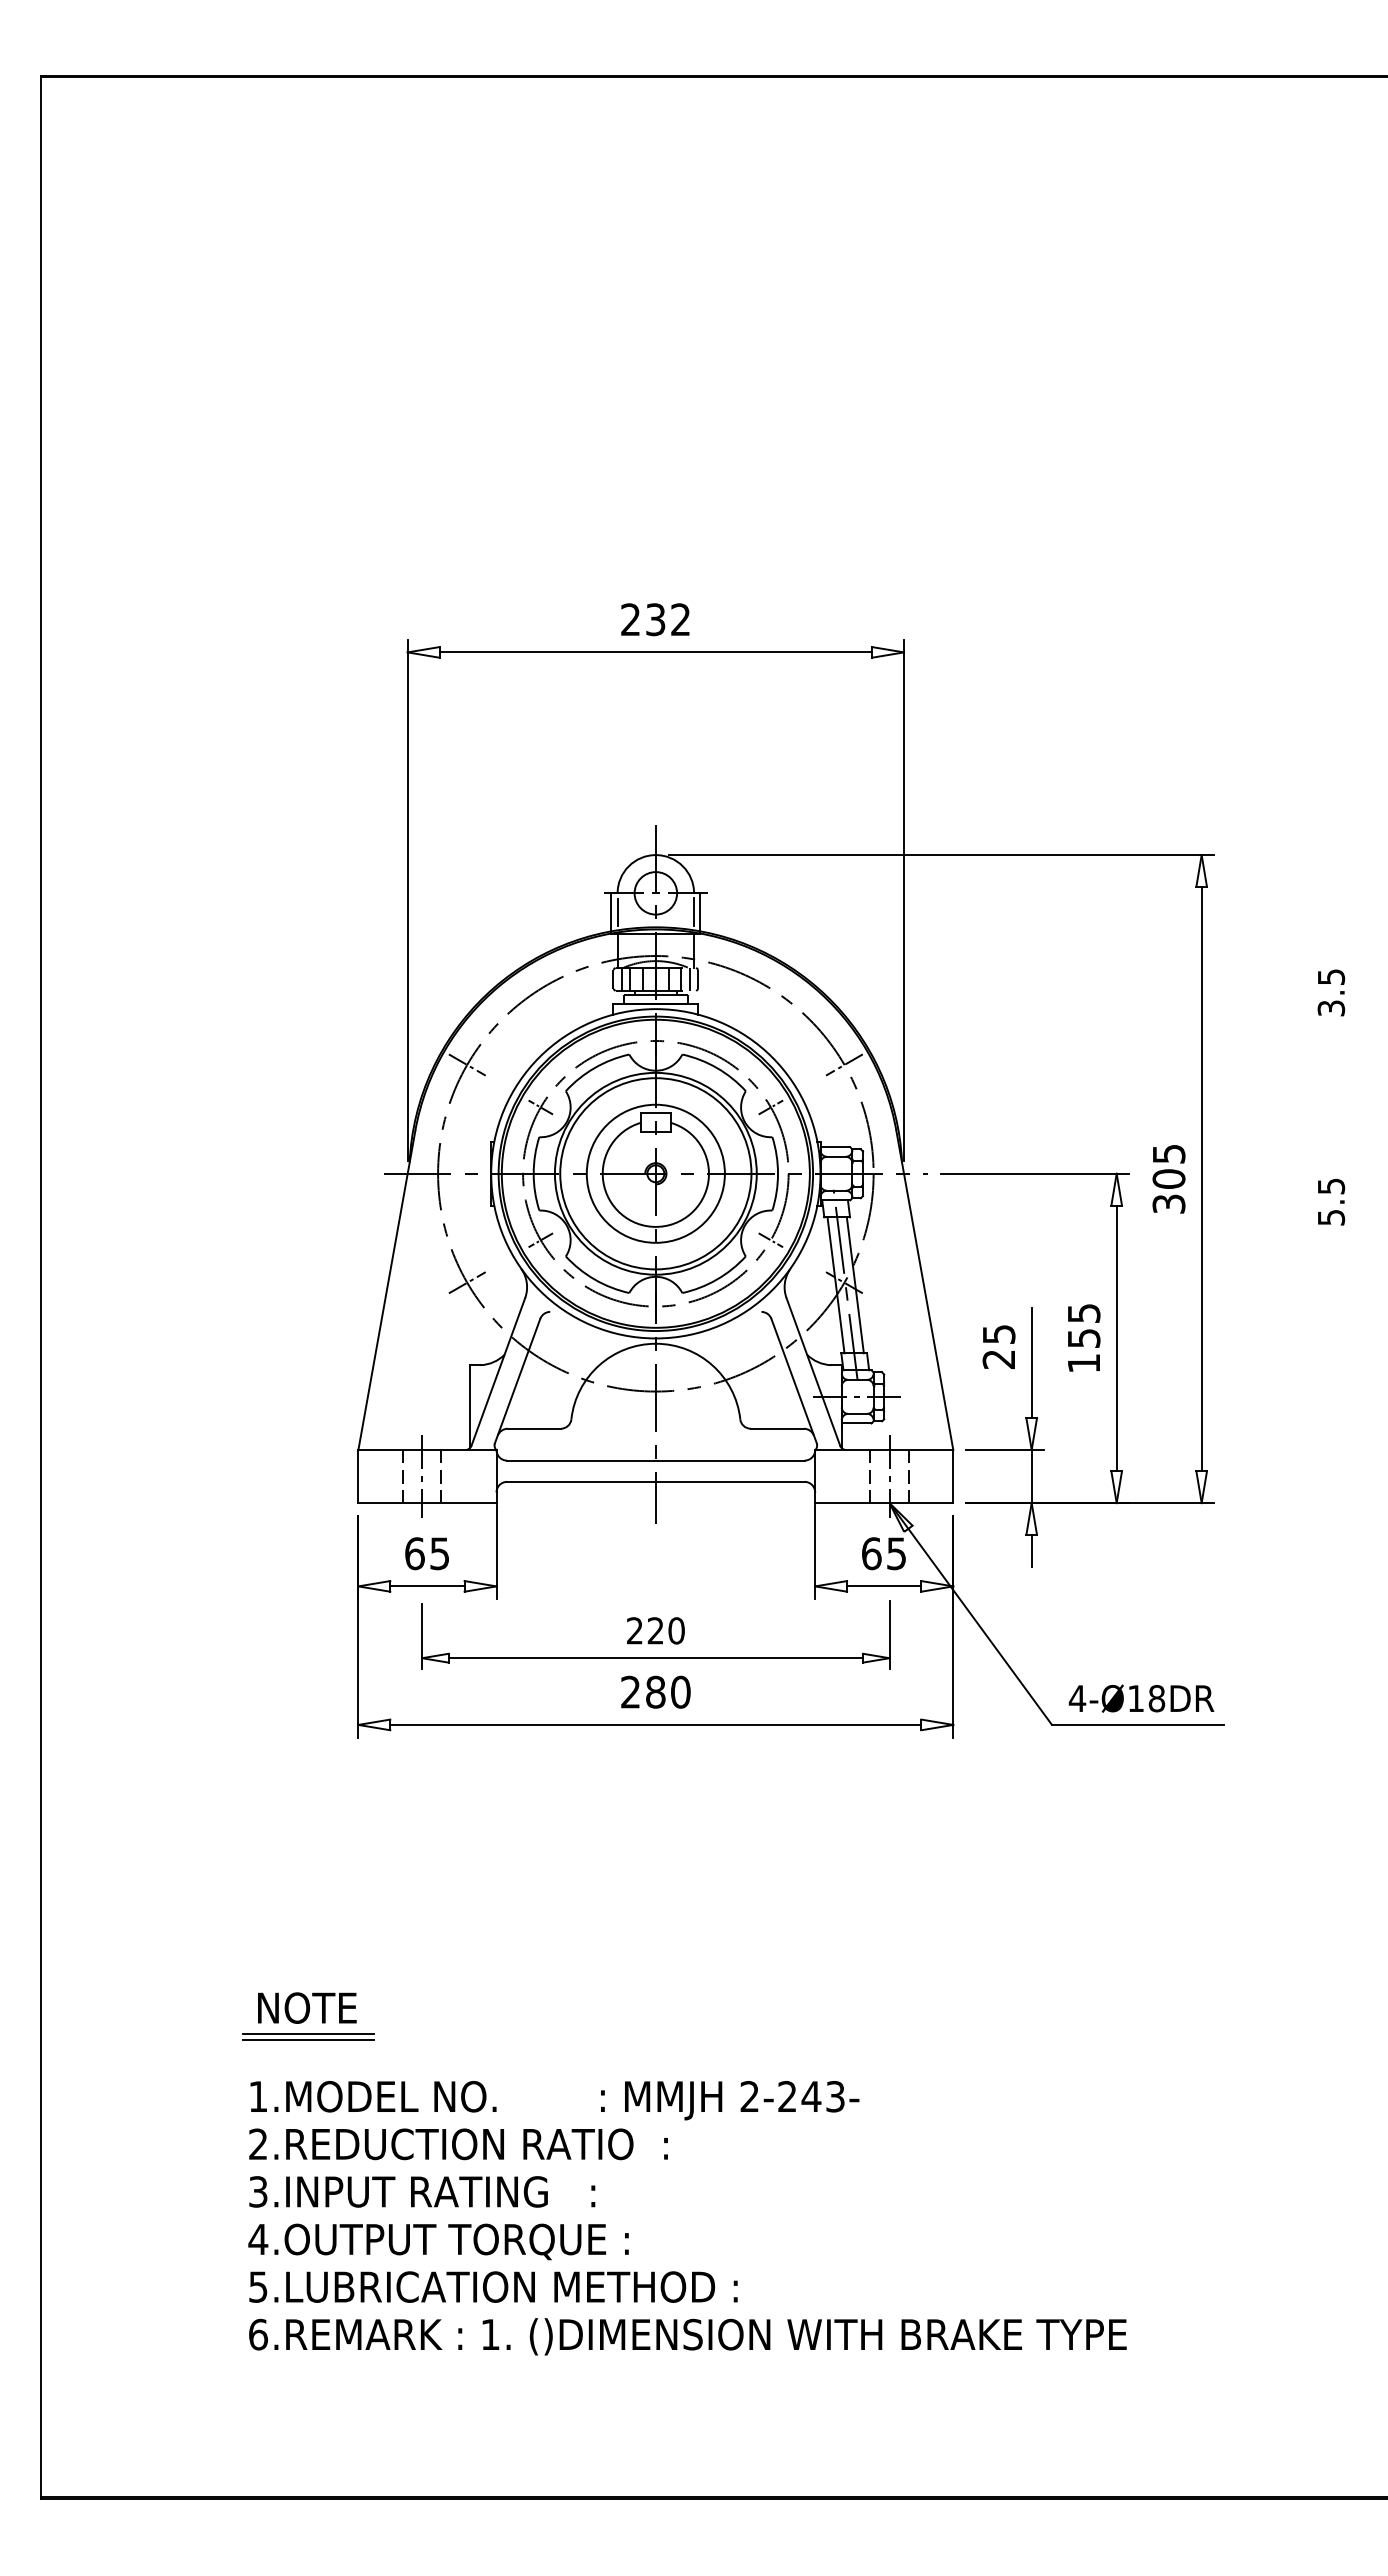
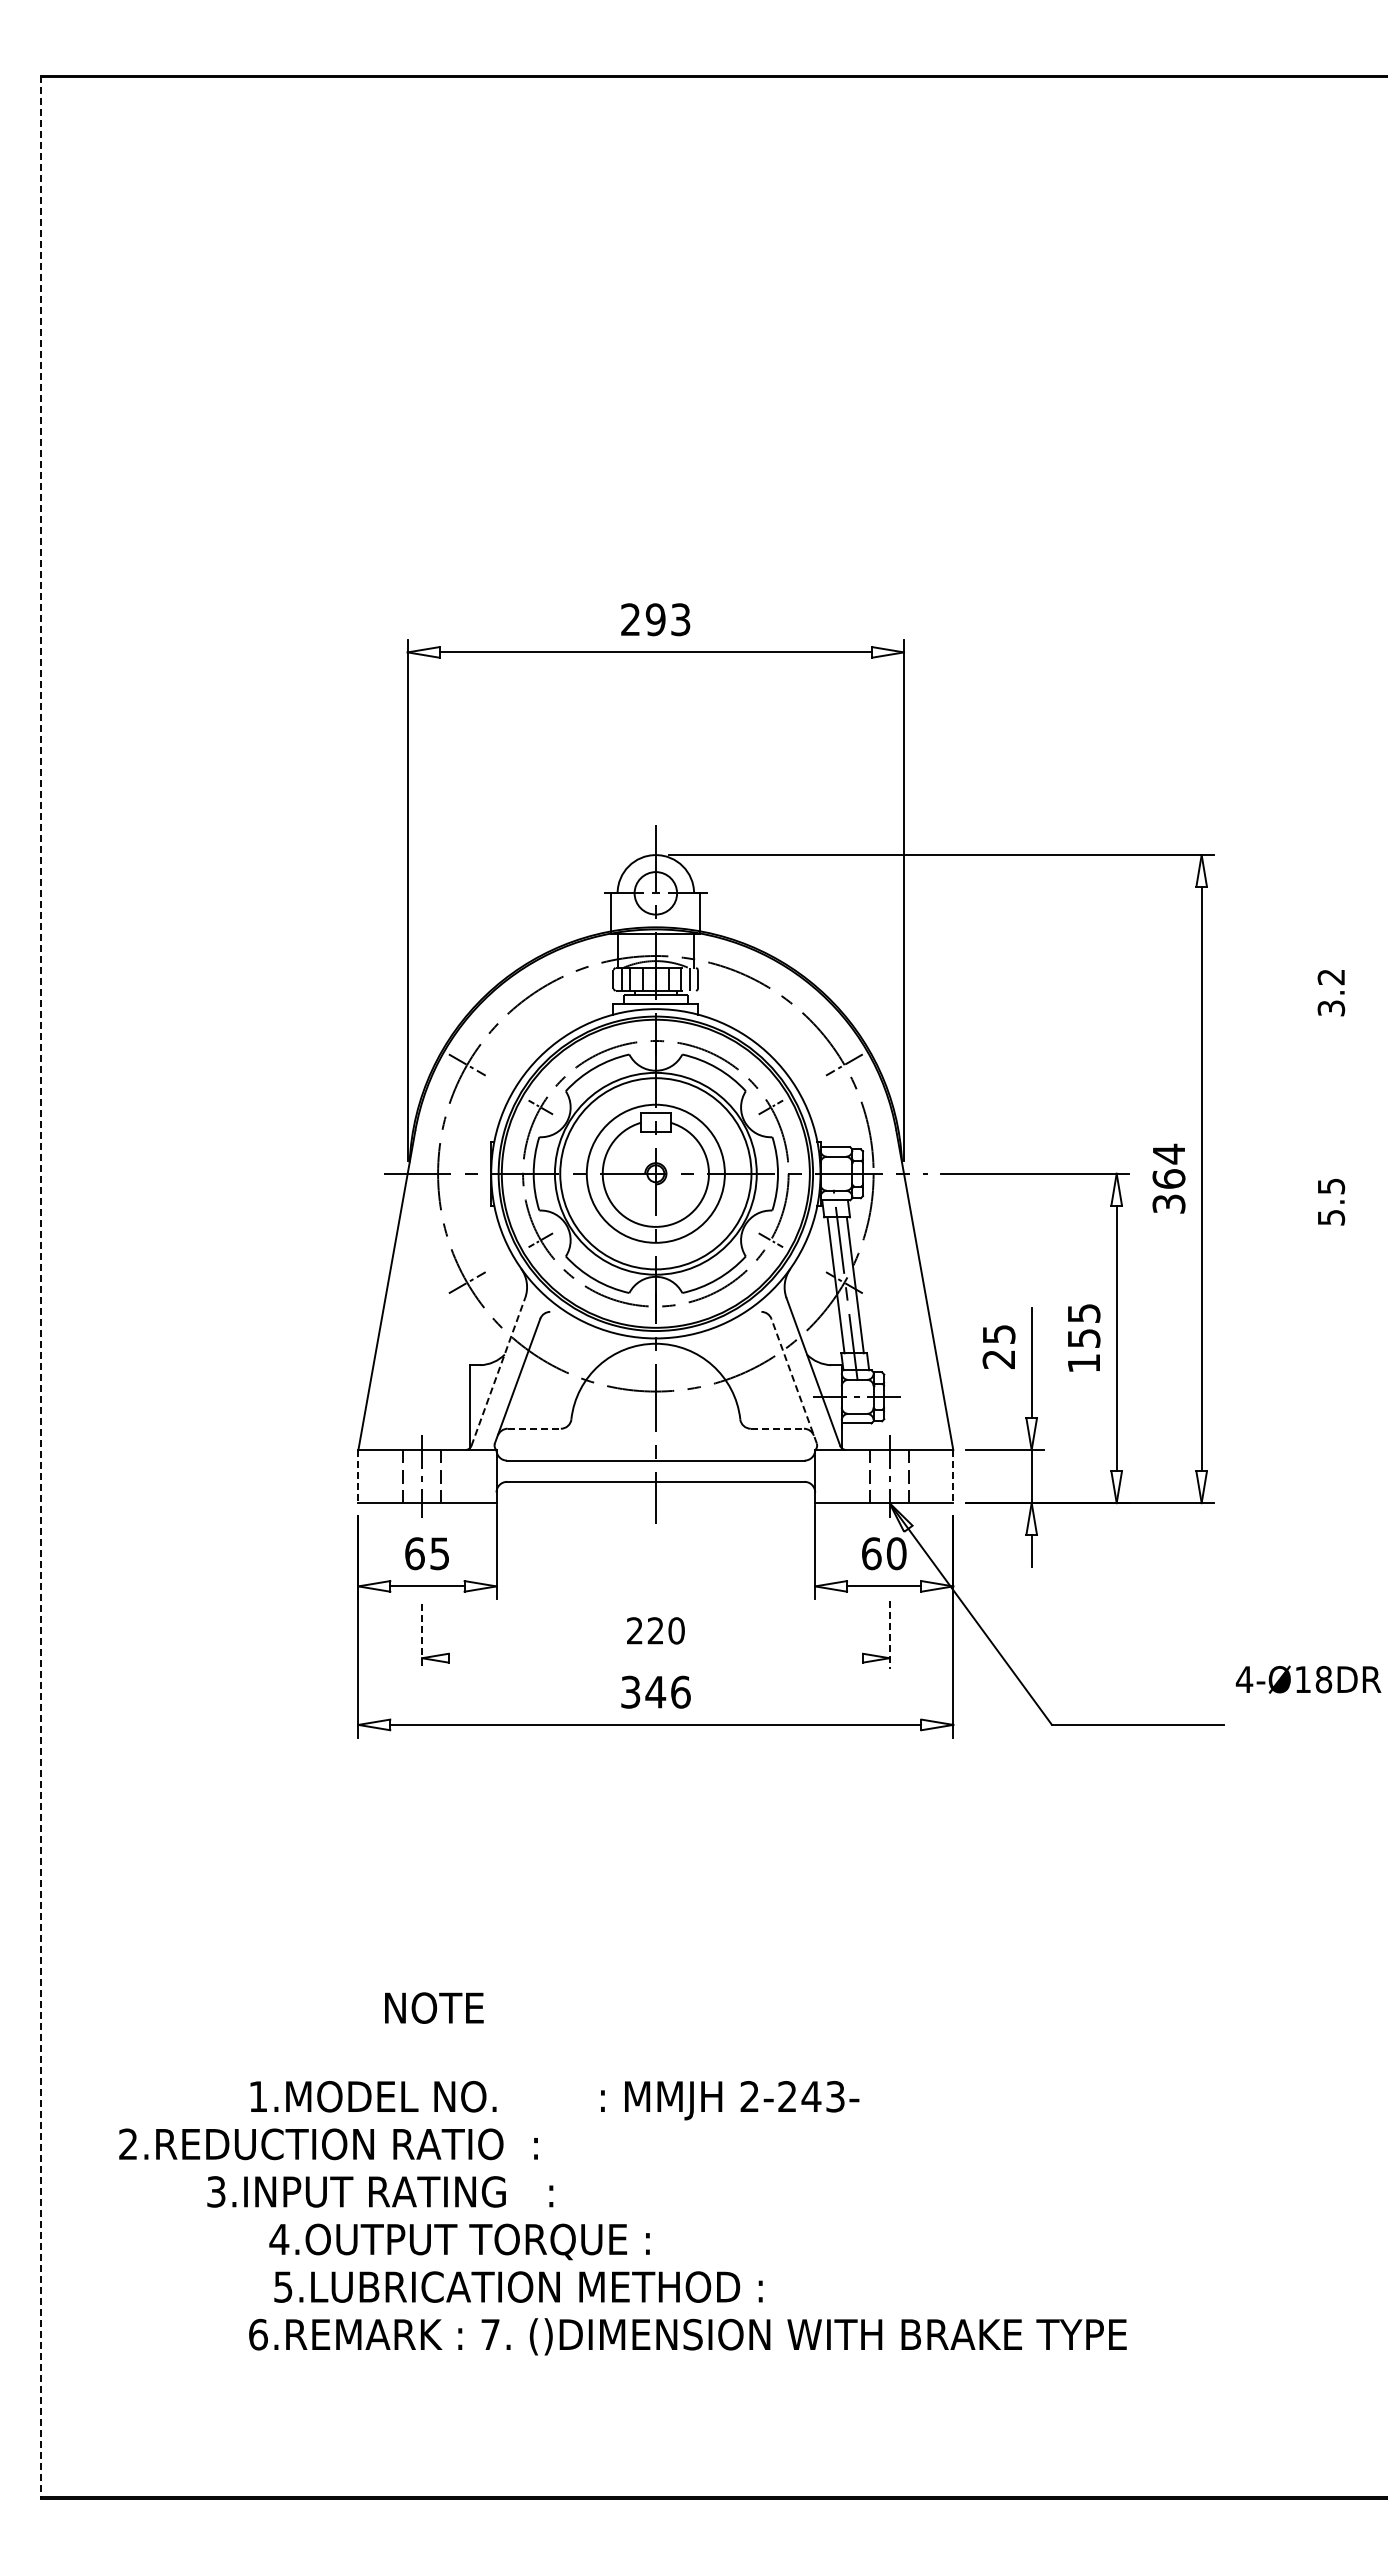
text: 232 -> 293 (667, 619)
line: present -> none (617, 911)
line: present -> none (694, 912)
text: 3.5 -> 3.2 (1331, 977)
text: 305 -> 364 (1168, 1165)
line: solid -> dashed (41, 1287)
line: solid -> dashed (498, 1372)
line: solid -> dashed (794, 1380)
line: solid -> dashed (534, 1428)
line: solid -> dashed (777, 1428)
line: solid -> dashed (358, 1476)
line: solid -> dashed (953, 1476)
text: 65 -> 60 (896, 1553)
line: solid -> dashed (889, 1634)
line: solid -> dashed (422, 1636)
line: present -> none (655, 1658)
text: 280 -> 346 (655, 1691)
text position: (1141, 1698) -> (1308, 1679) (1308, 1679)
text position: (307, 2007) -> (434, 2007) (434, 2007)
line: present -> none (308, 2034)
line: present -> none (308, 2040)
text position: (458, 2144) -> (328, 2144) (328, 2144)
text position: (422, 2191) -> (380, 2191) (380, 2191)
text position: (438, 2241) -> (459, 2241) (459, 2241)
text position: (493, 2286) -> (518, 2286) (518, 2286)
text: 1. -> 7. (490, 2334)
